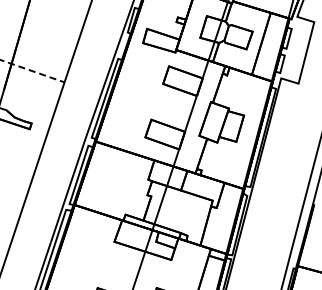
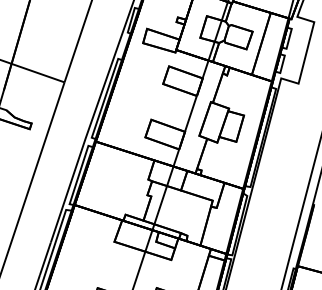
line: dashed -> solid (32, 71)
